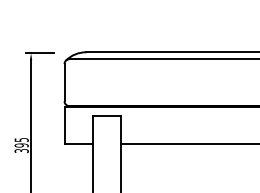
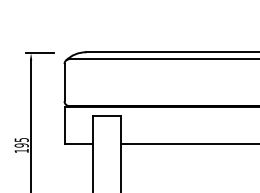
text: 395 -> 195 (21, 151)
